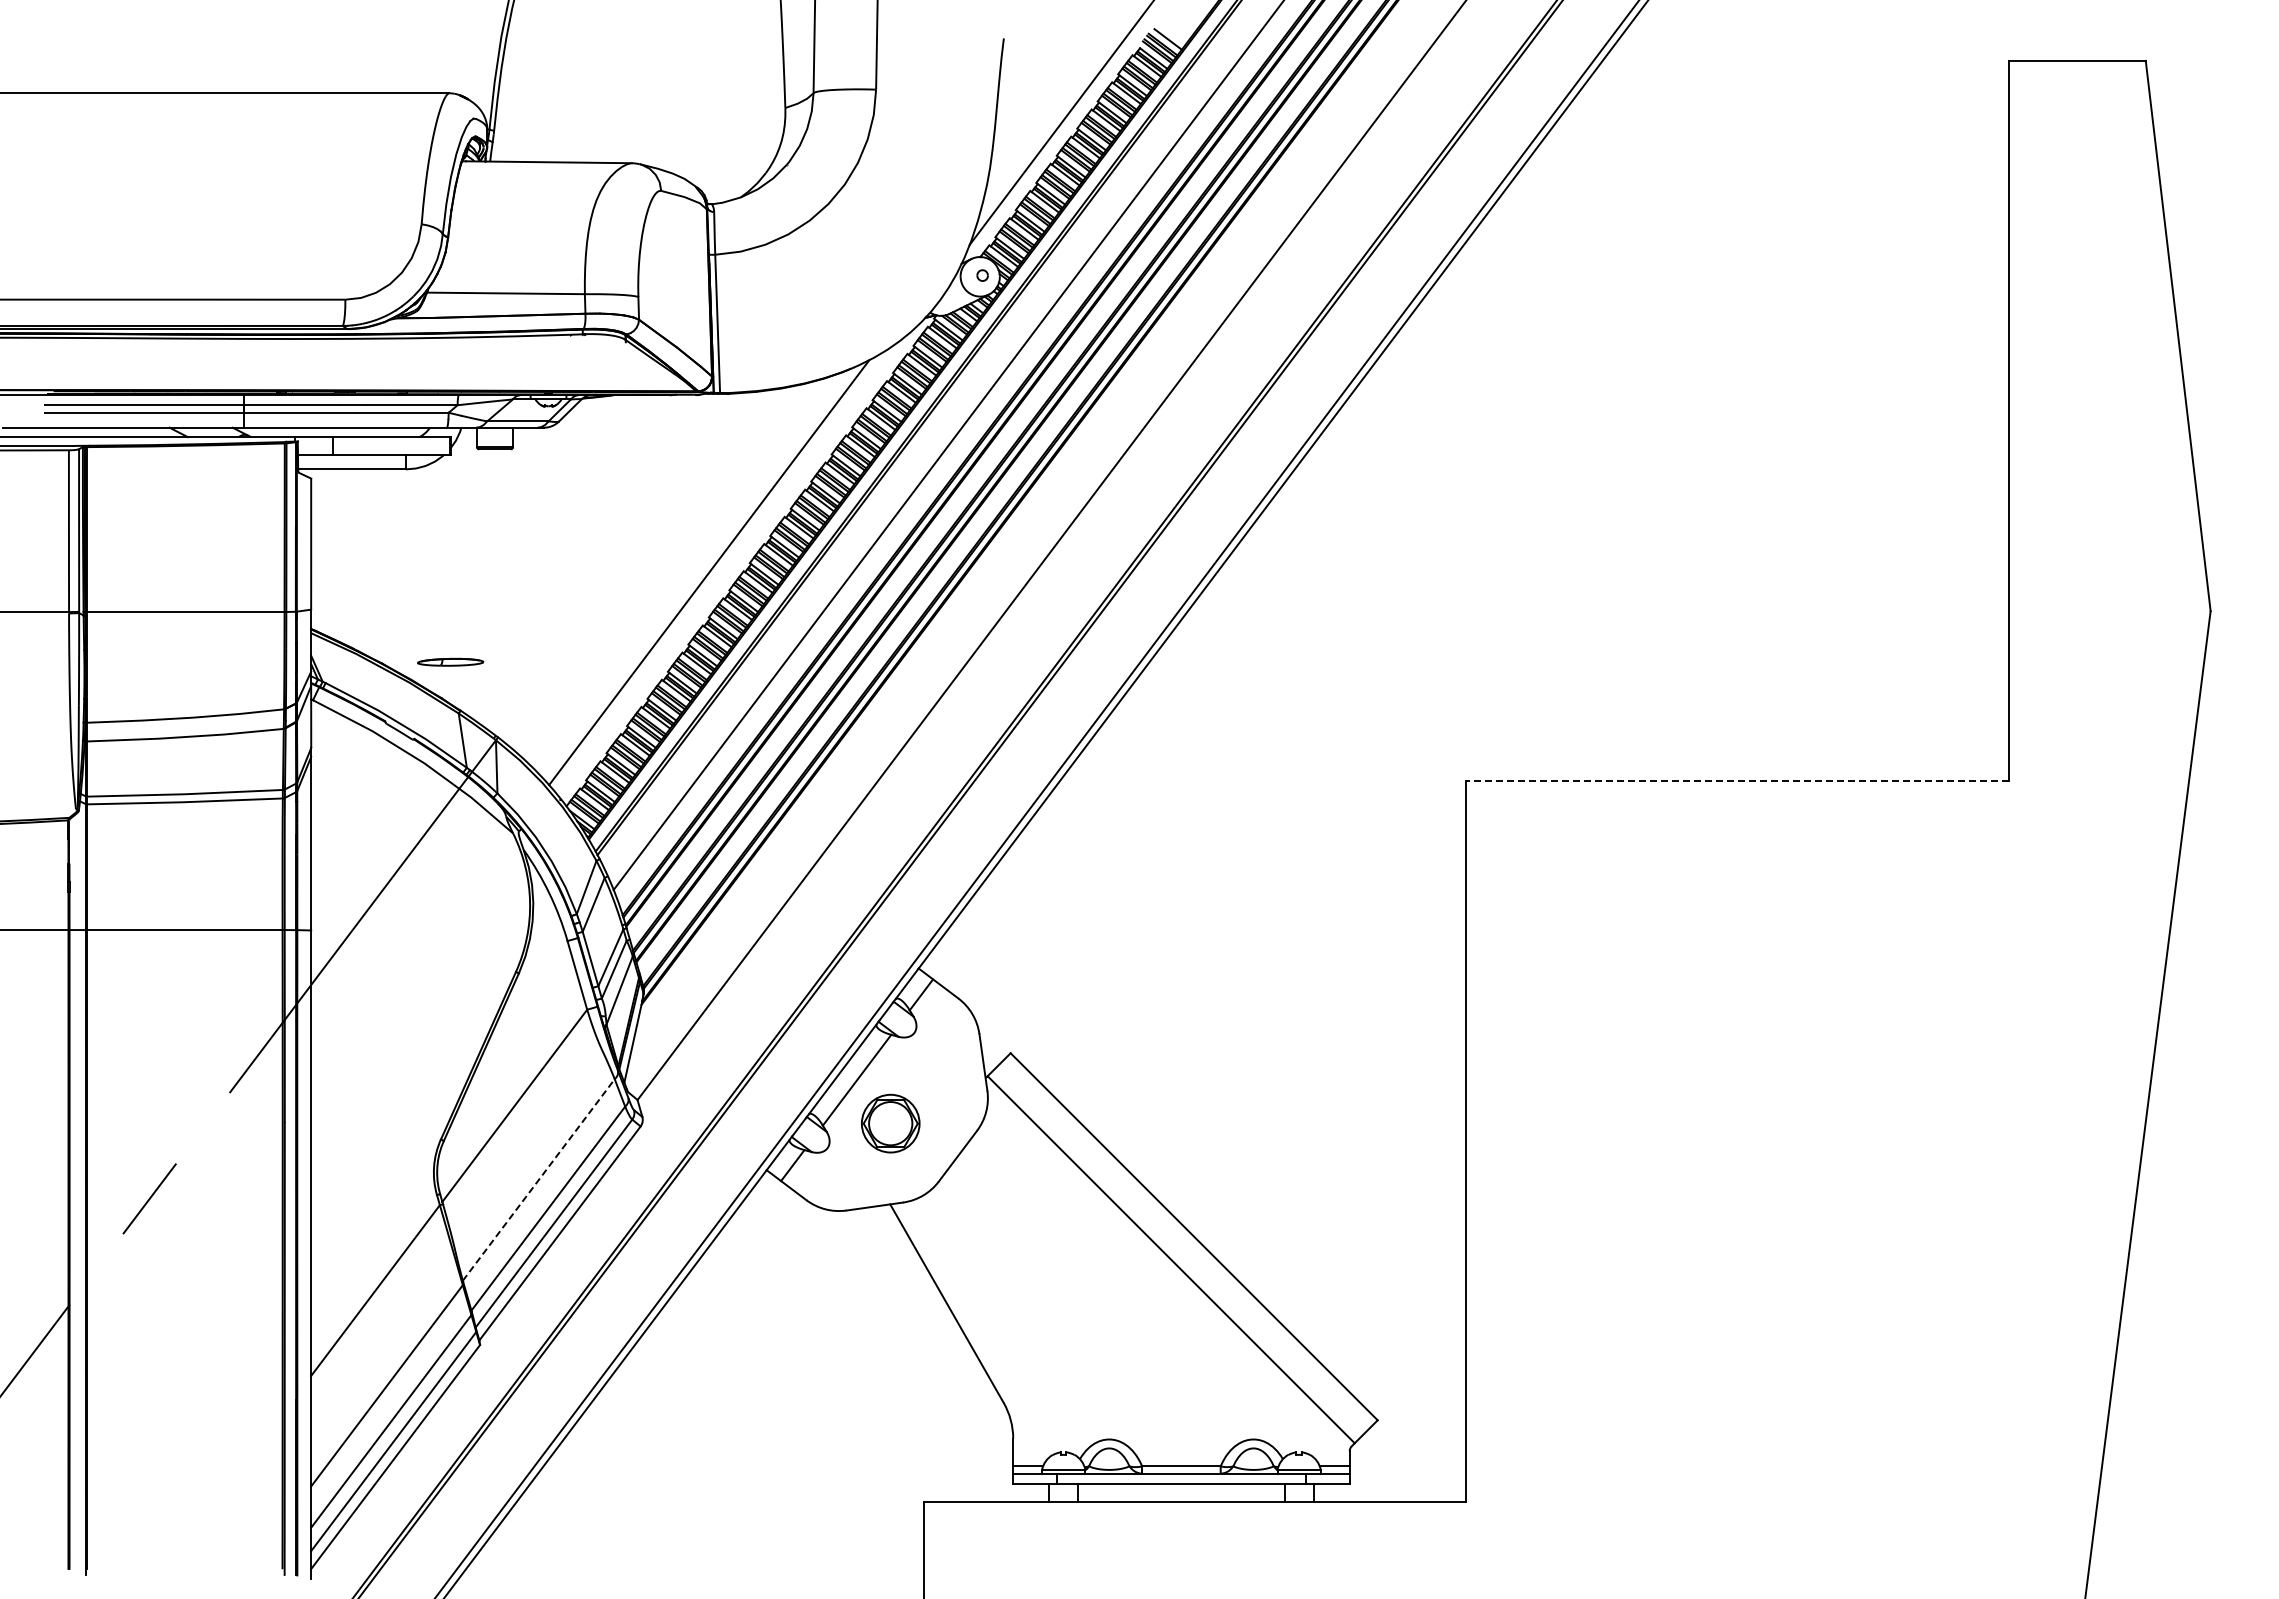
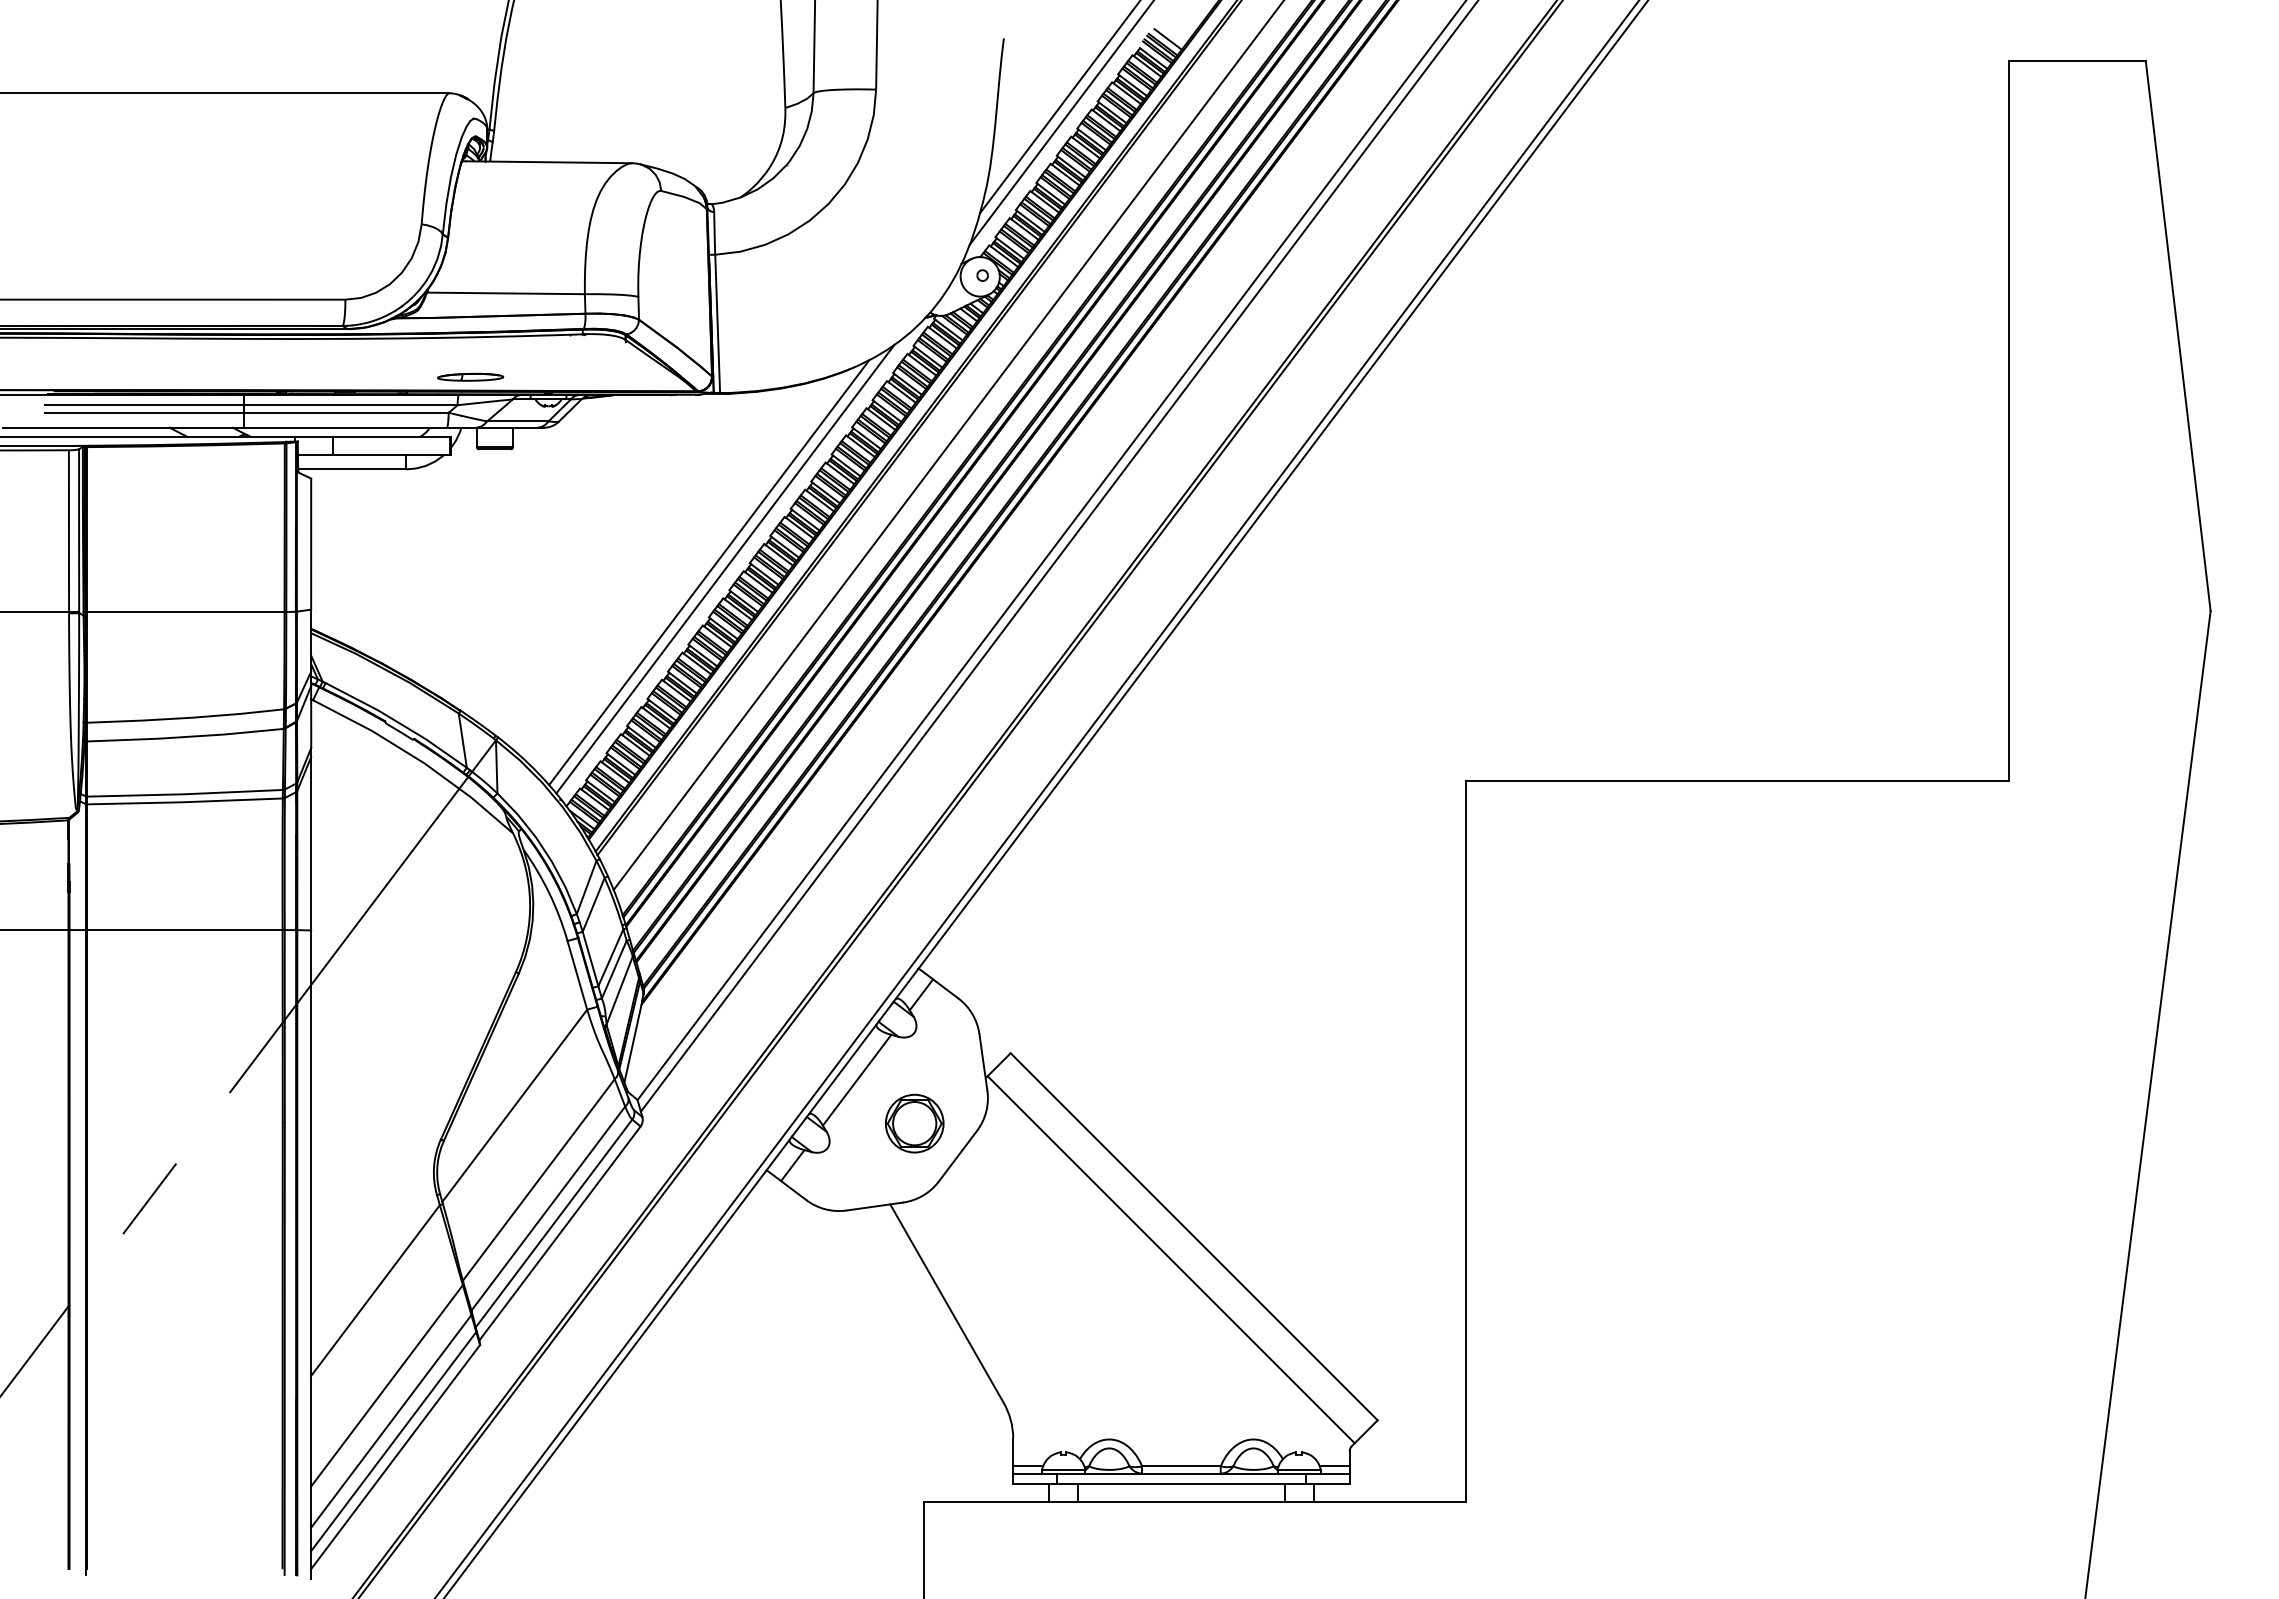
line: none -> present (1059, 107)
line: none -> present (1058, 556)
line: none -> present (725, 568)
part position: (450, 661) -> (470, 376) (470, 376)
line: dashed -> solid (1737, 781)
part position: (890, 1123) -> (914, 1123) (914, 1123)
line: dashed -> solid (539, 1179)
